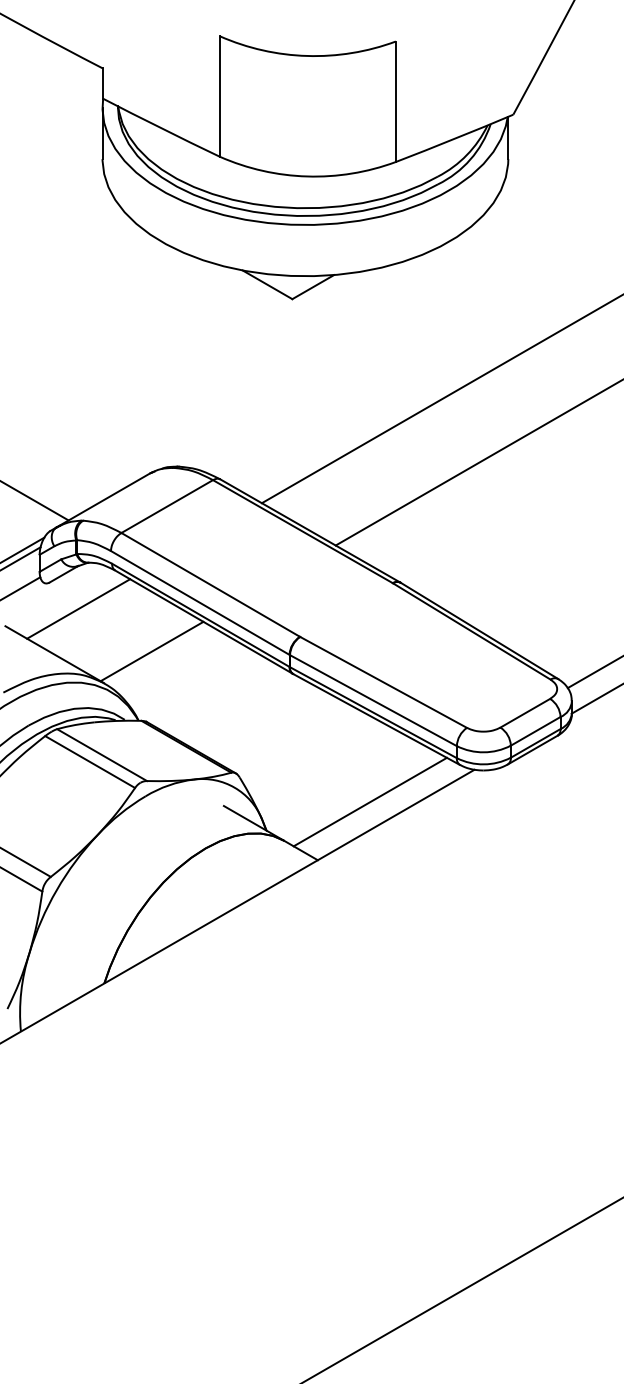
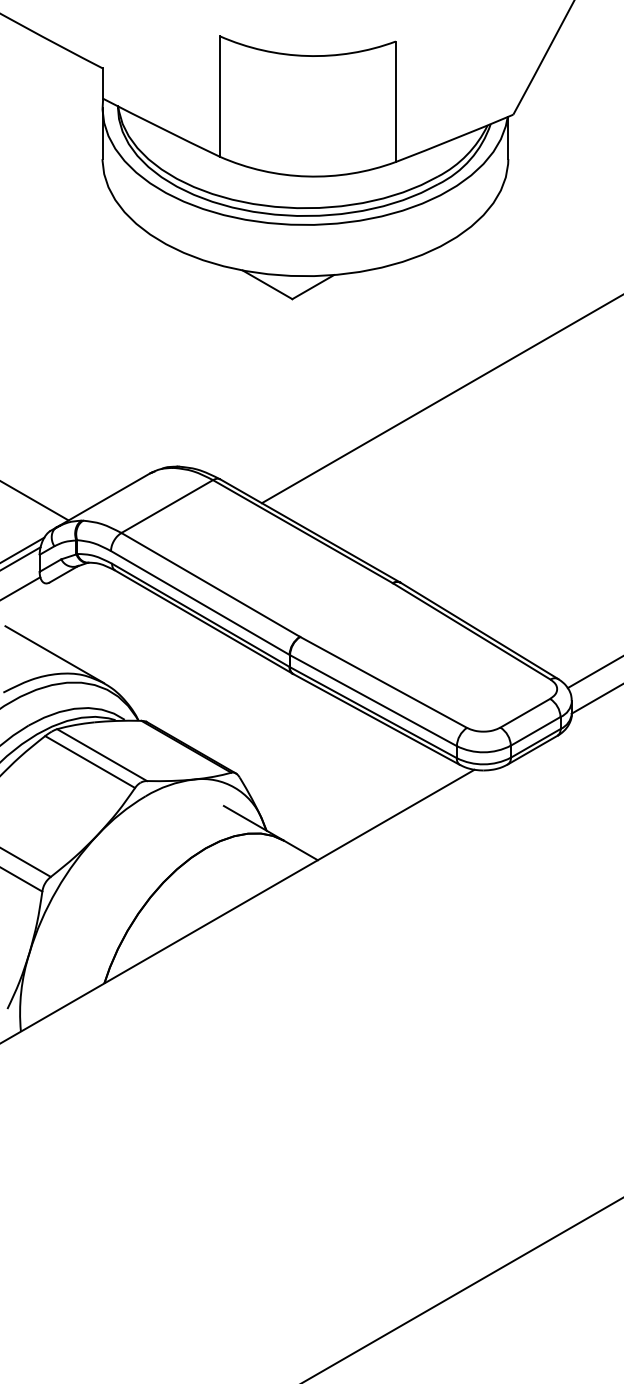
line: present -> none (477, 463)
line: present -> none (78, 608)
line: present -> none (151, 651)
line: present -> none (369, 801)
